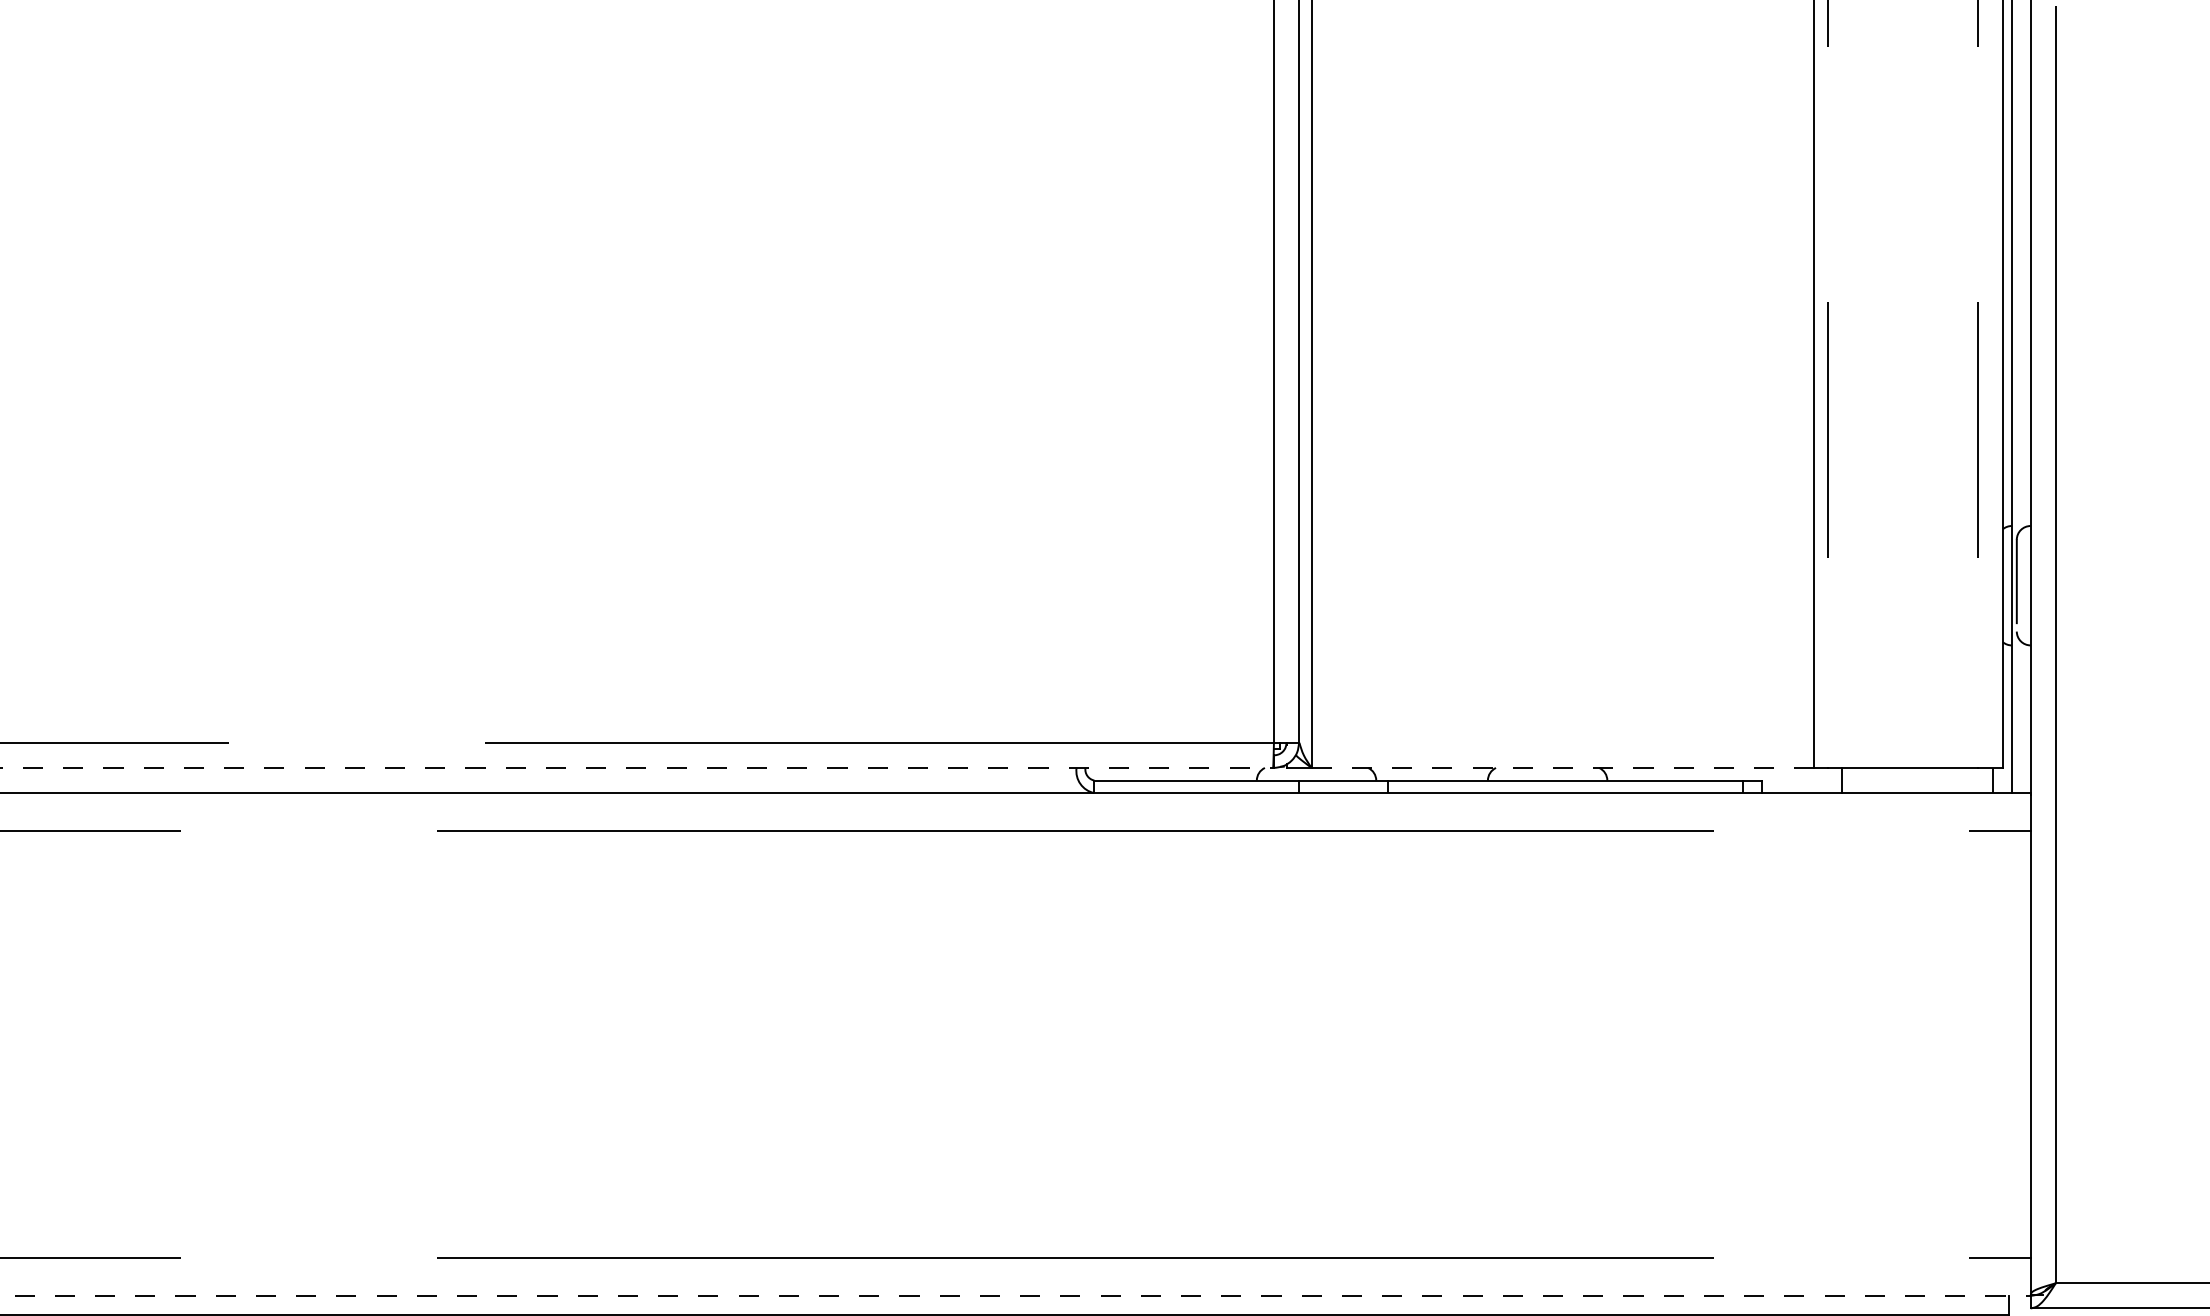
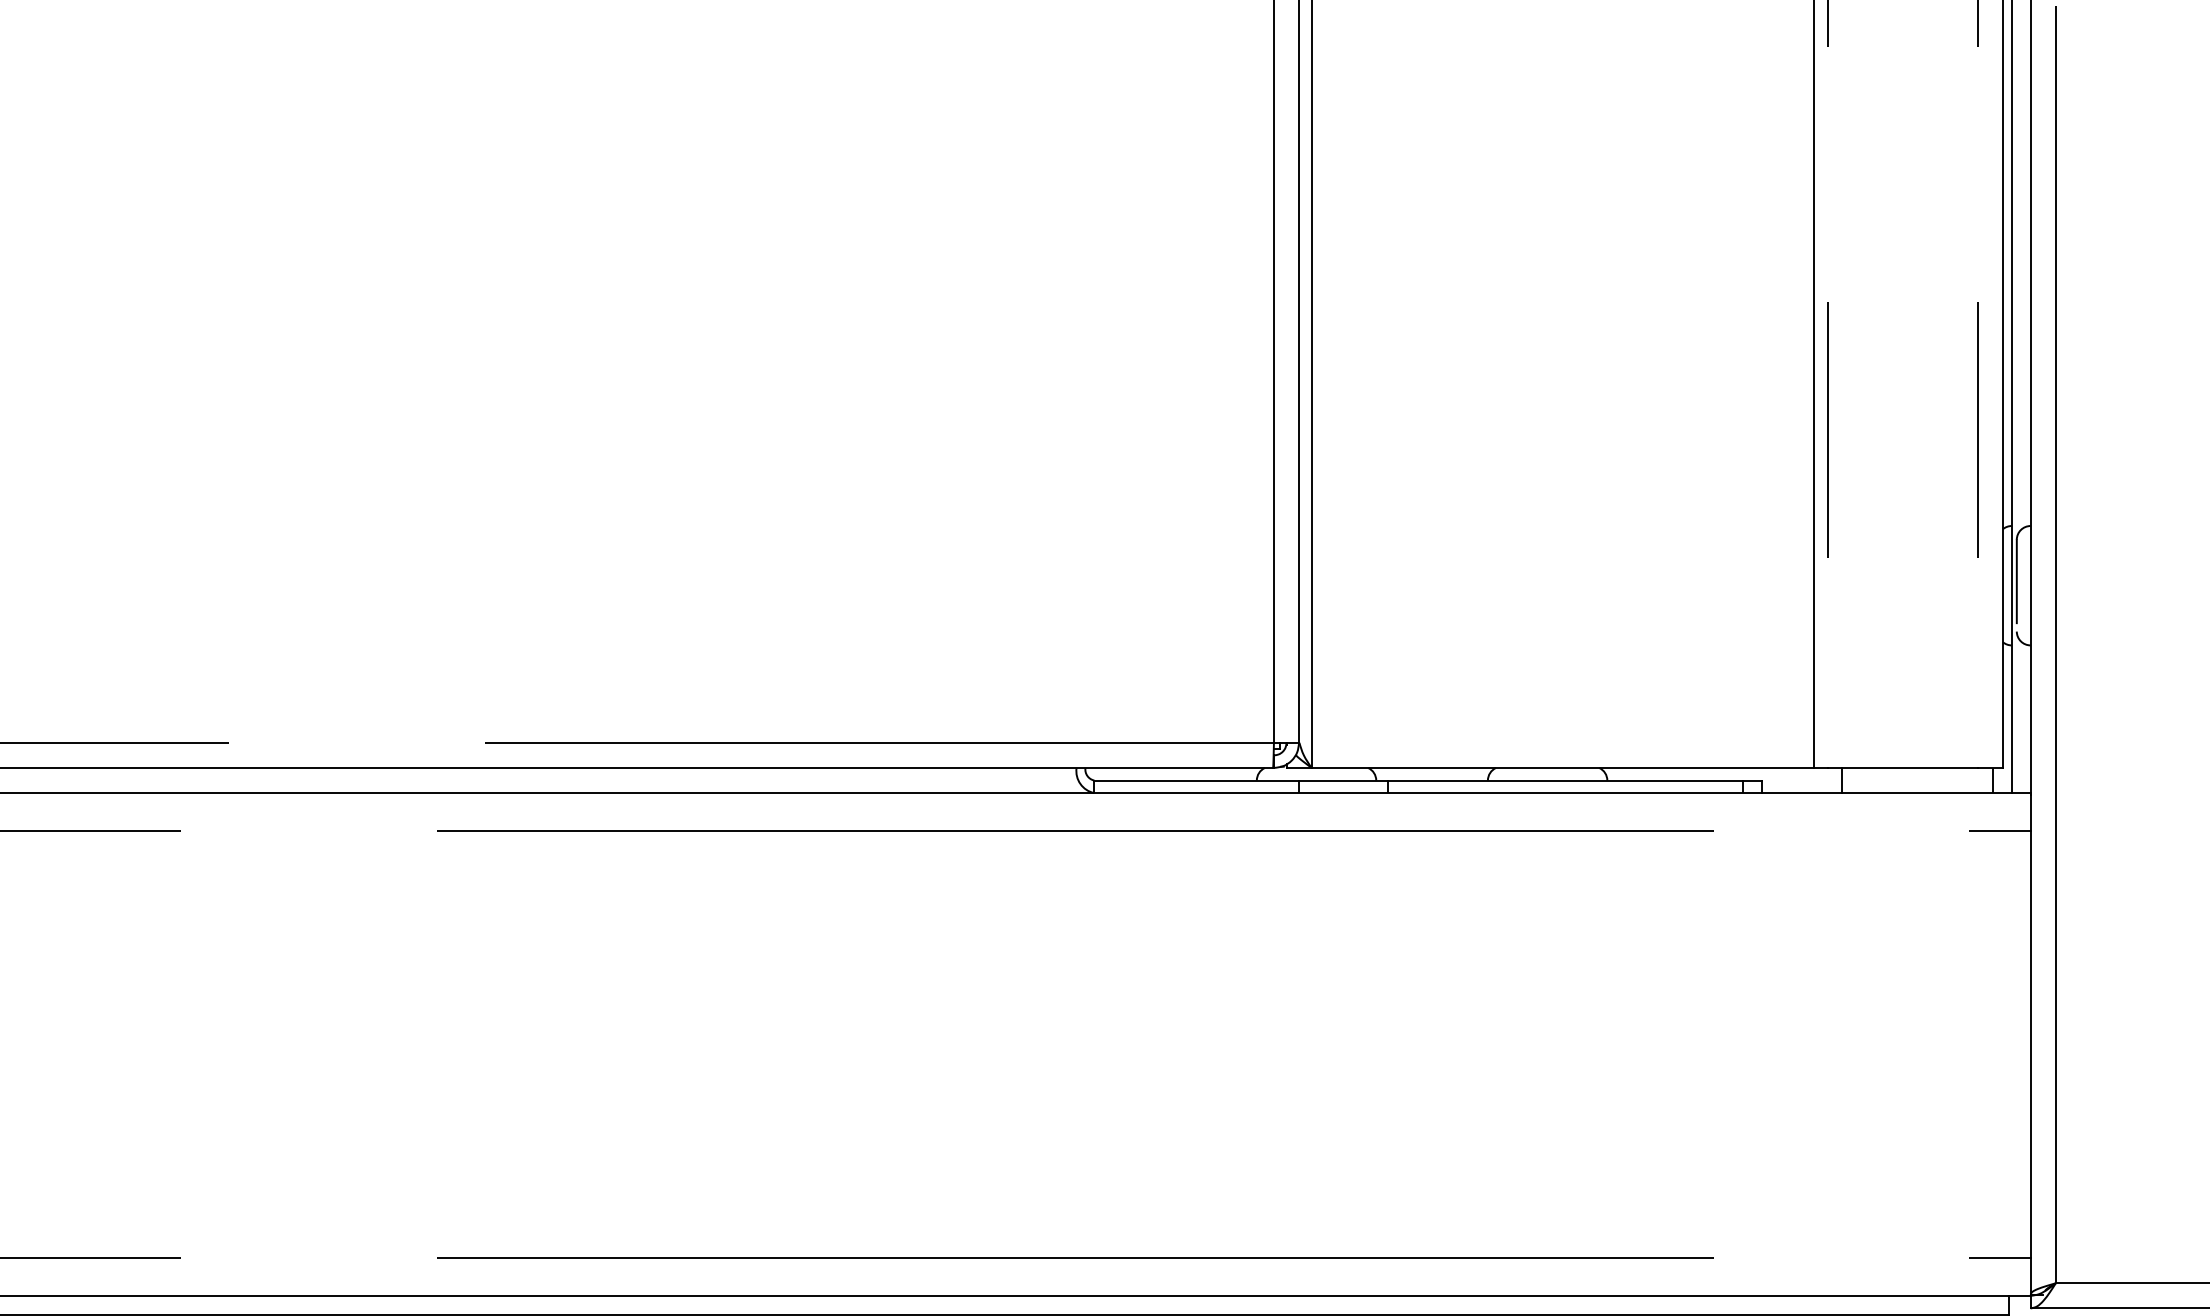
line: dashed -> solid (637, 767)
line: dashed -> solid (1562, 767)
line: dashed -> solid (1015, 1295)
